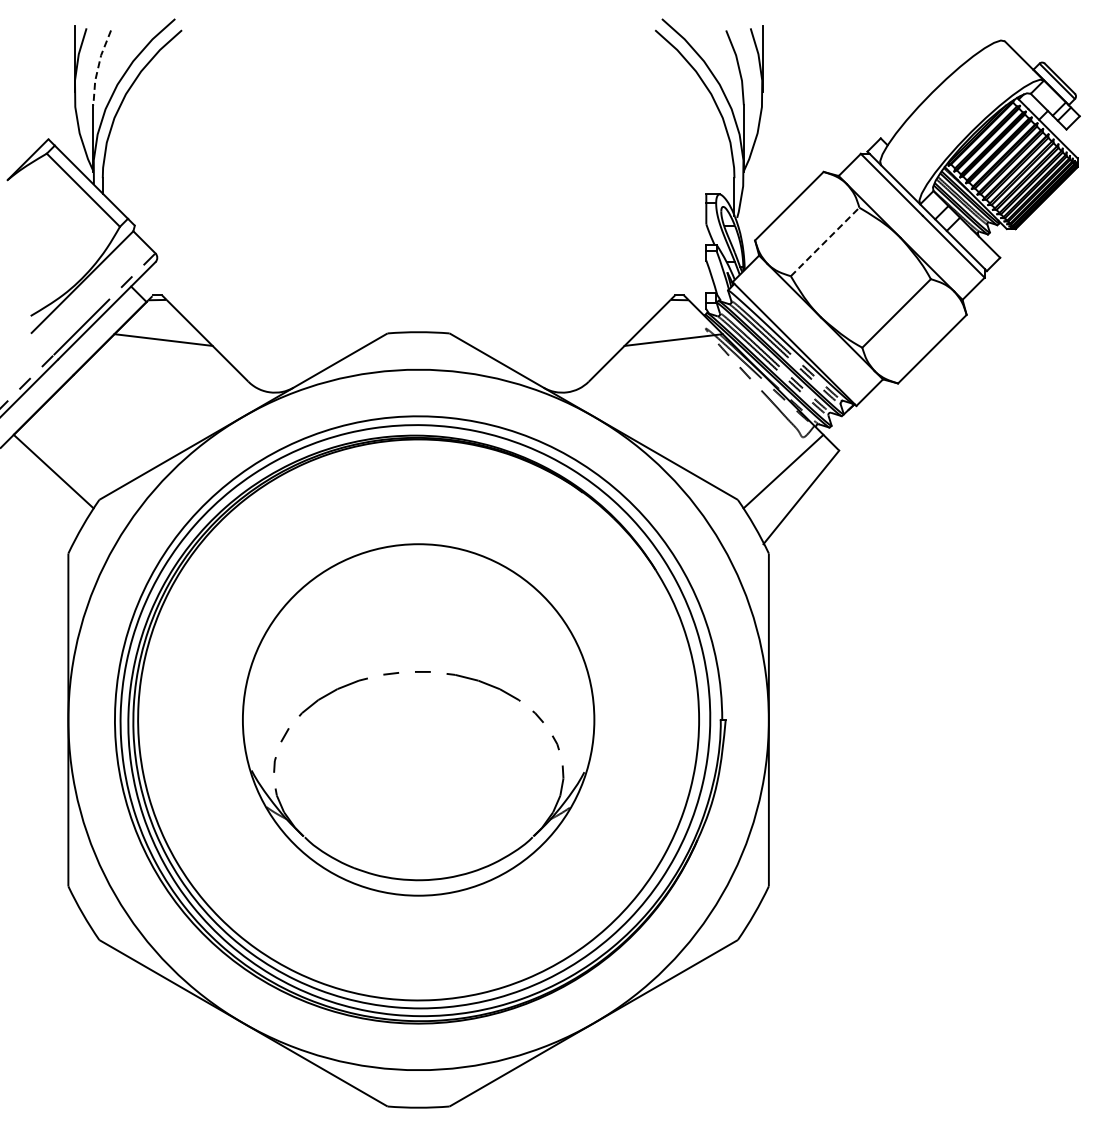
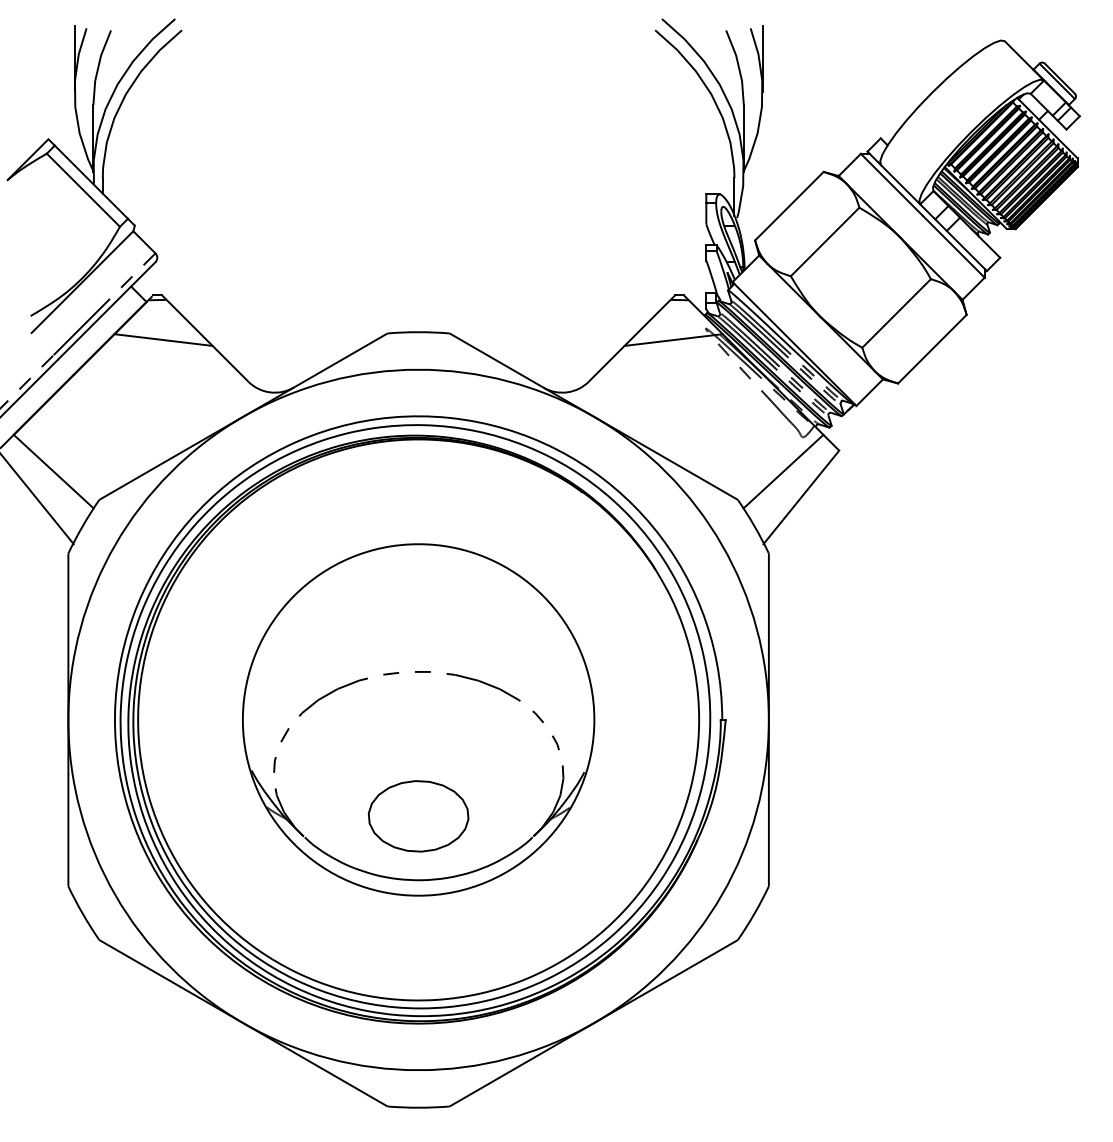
line: dashed -> solid (98, 67)
line: dashed -> solid (825, 241)
line: none -> present (37, 500)
part: none -> present (418, 816)
